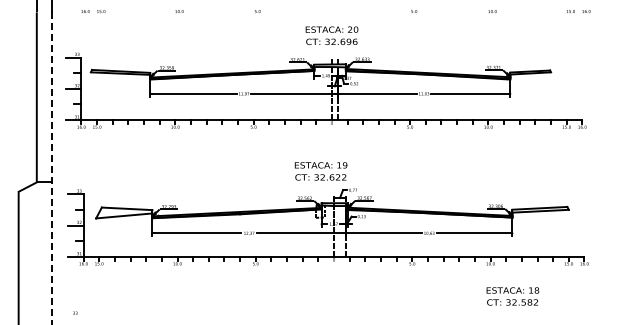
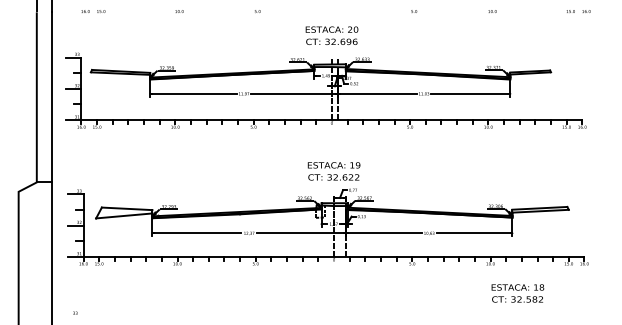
line: dashed -> solid (52, 168)
text position: (320, 171) -> (333, 171) (333, 171)
text position: (512, 296) -> (517, 293) (517, 293)
